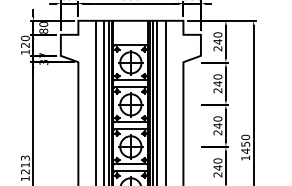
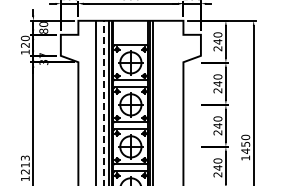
line: present -> none (157, 101)
line: present -> none (165, 101)
line: solid -> dashed (104, 102)
